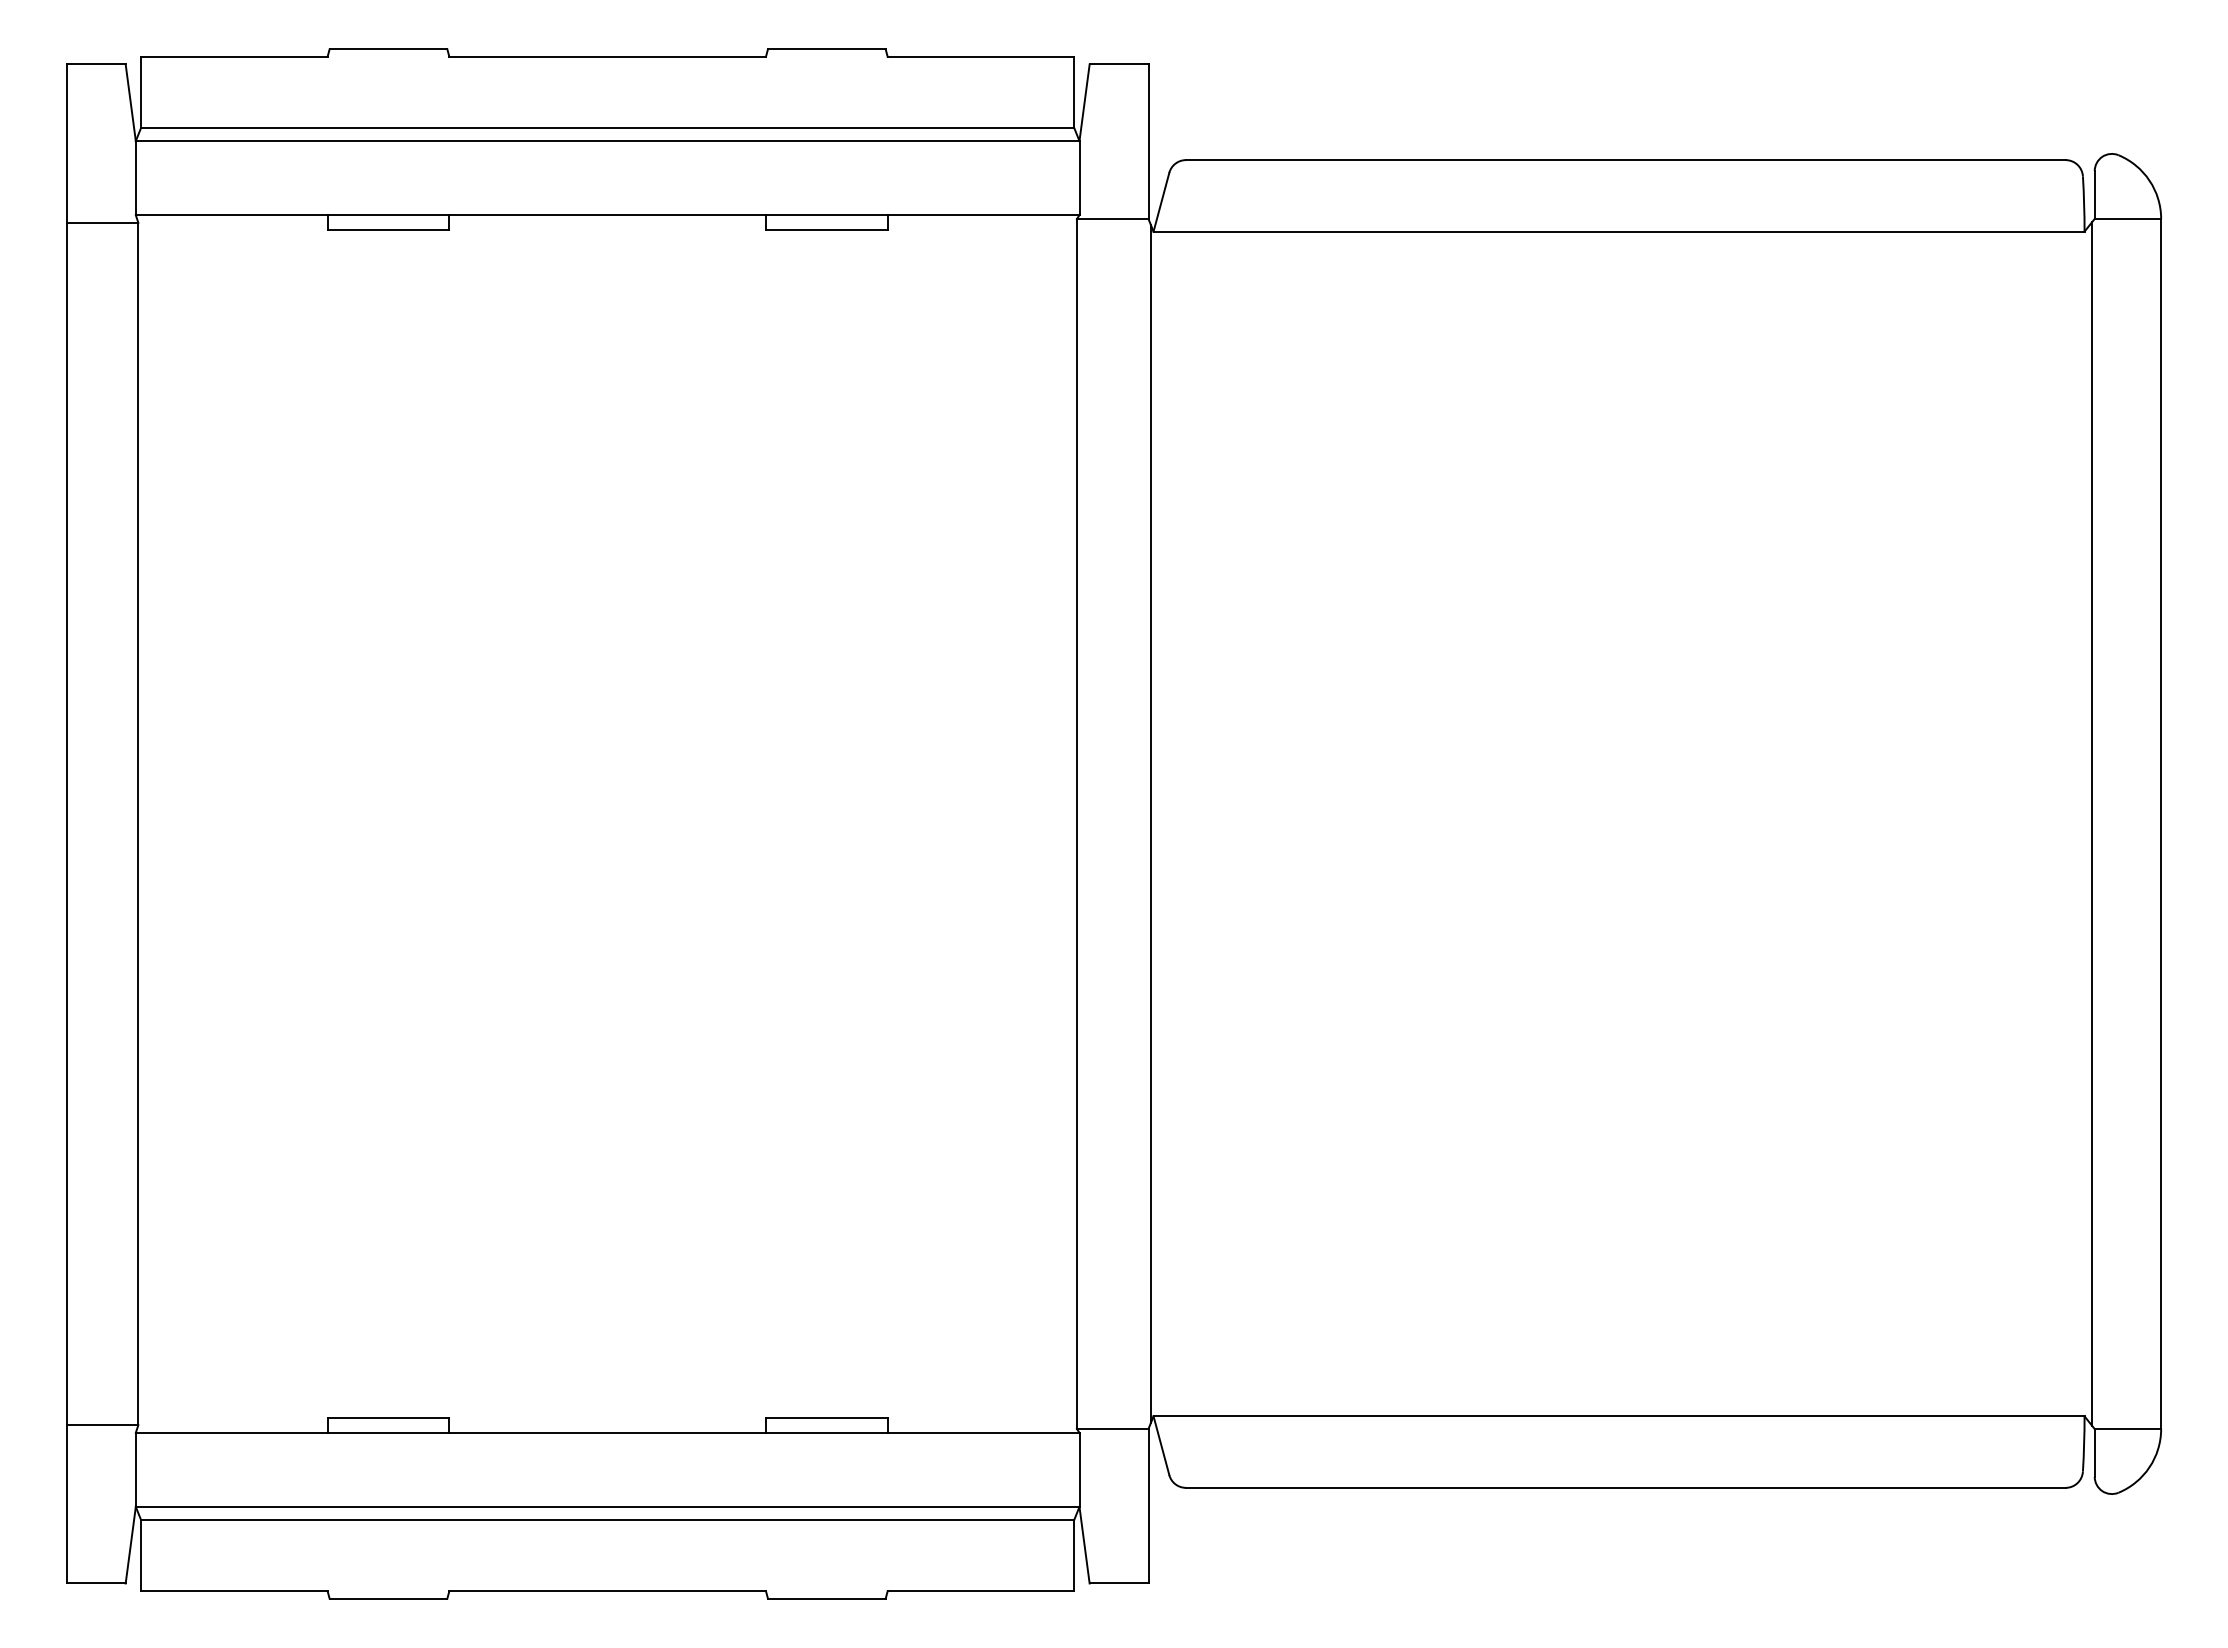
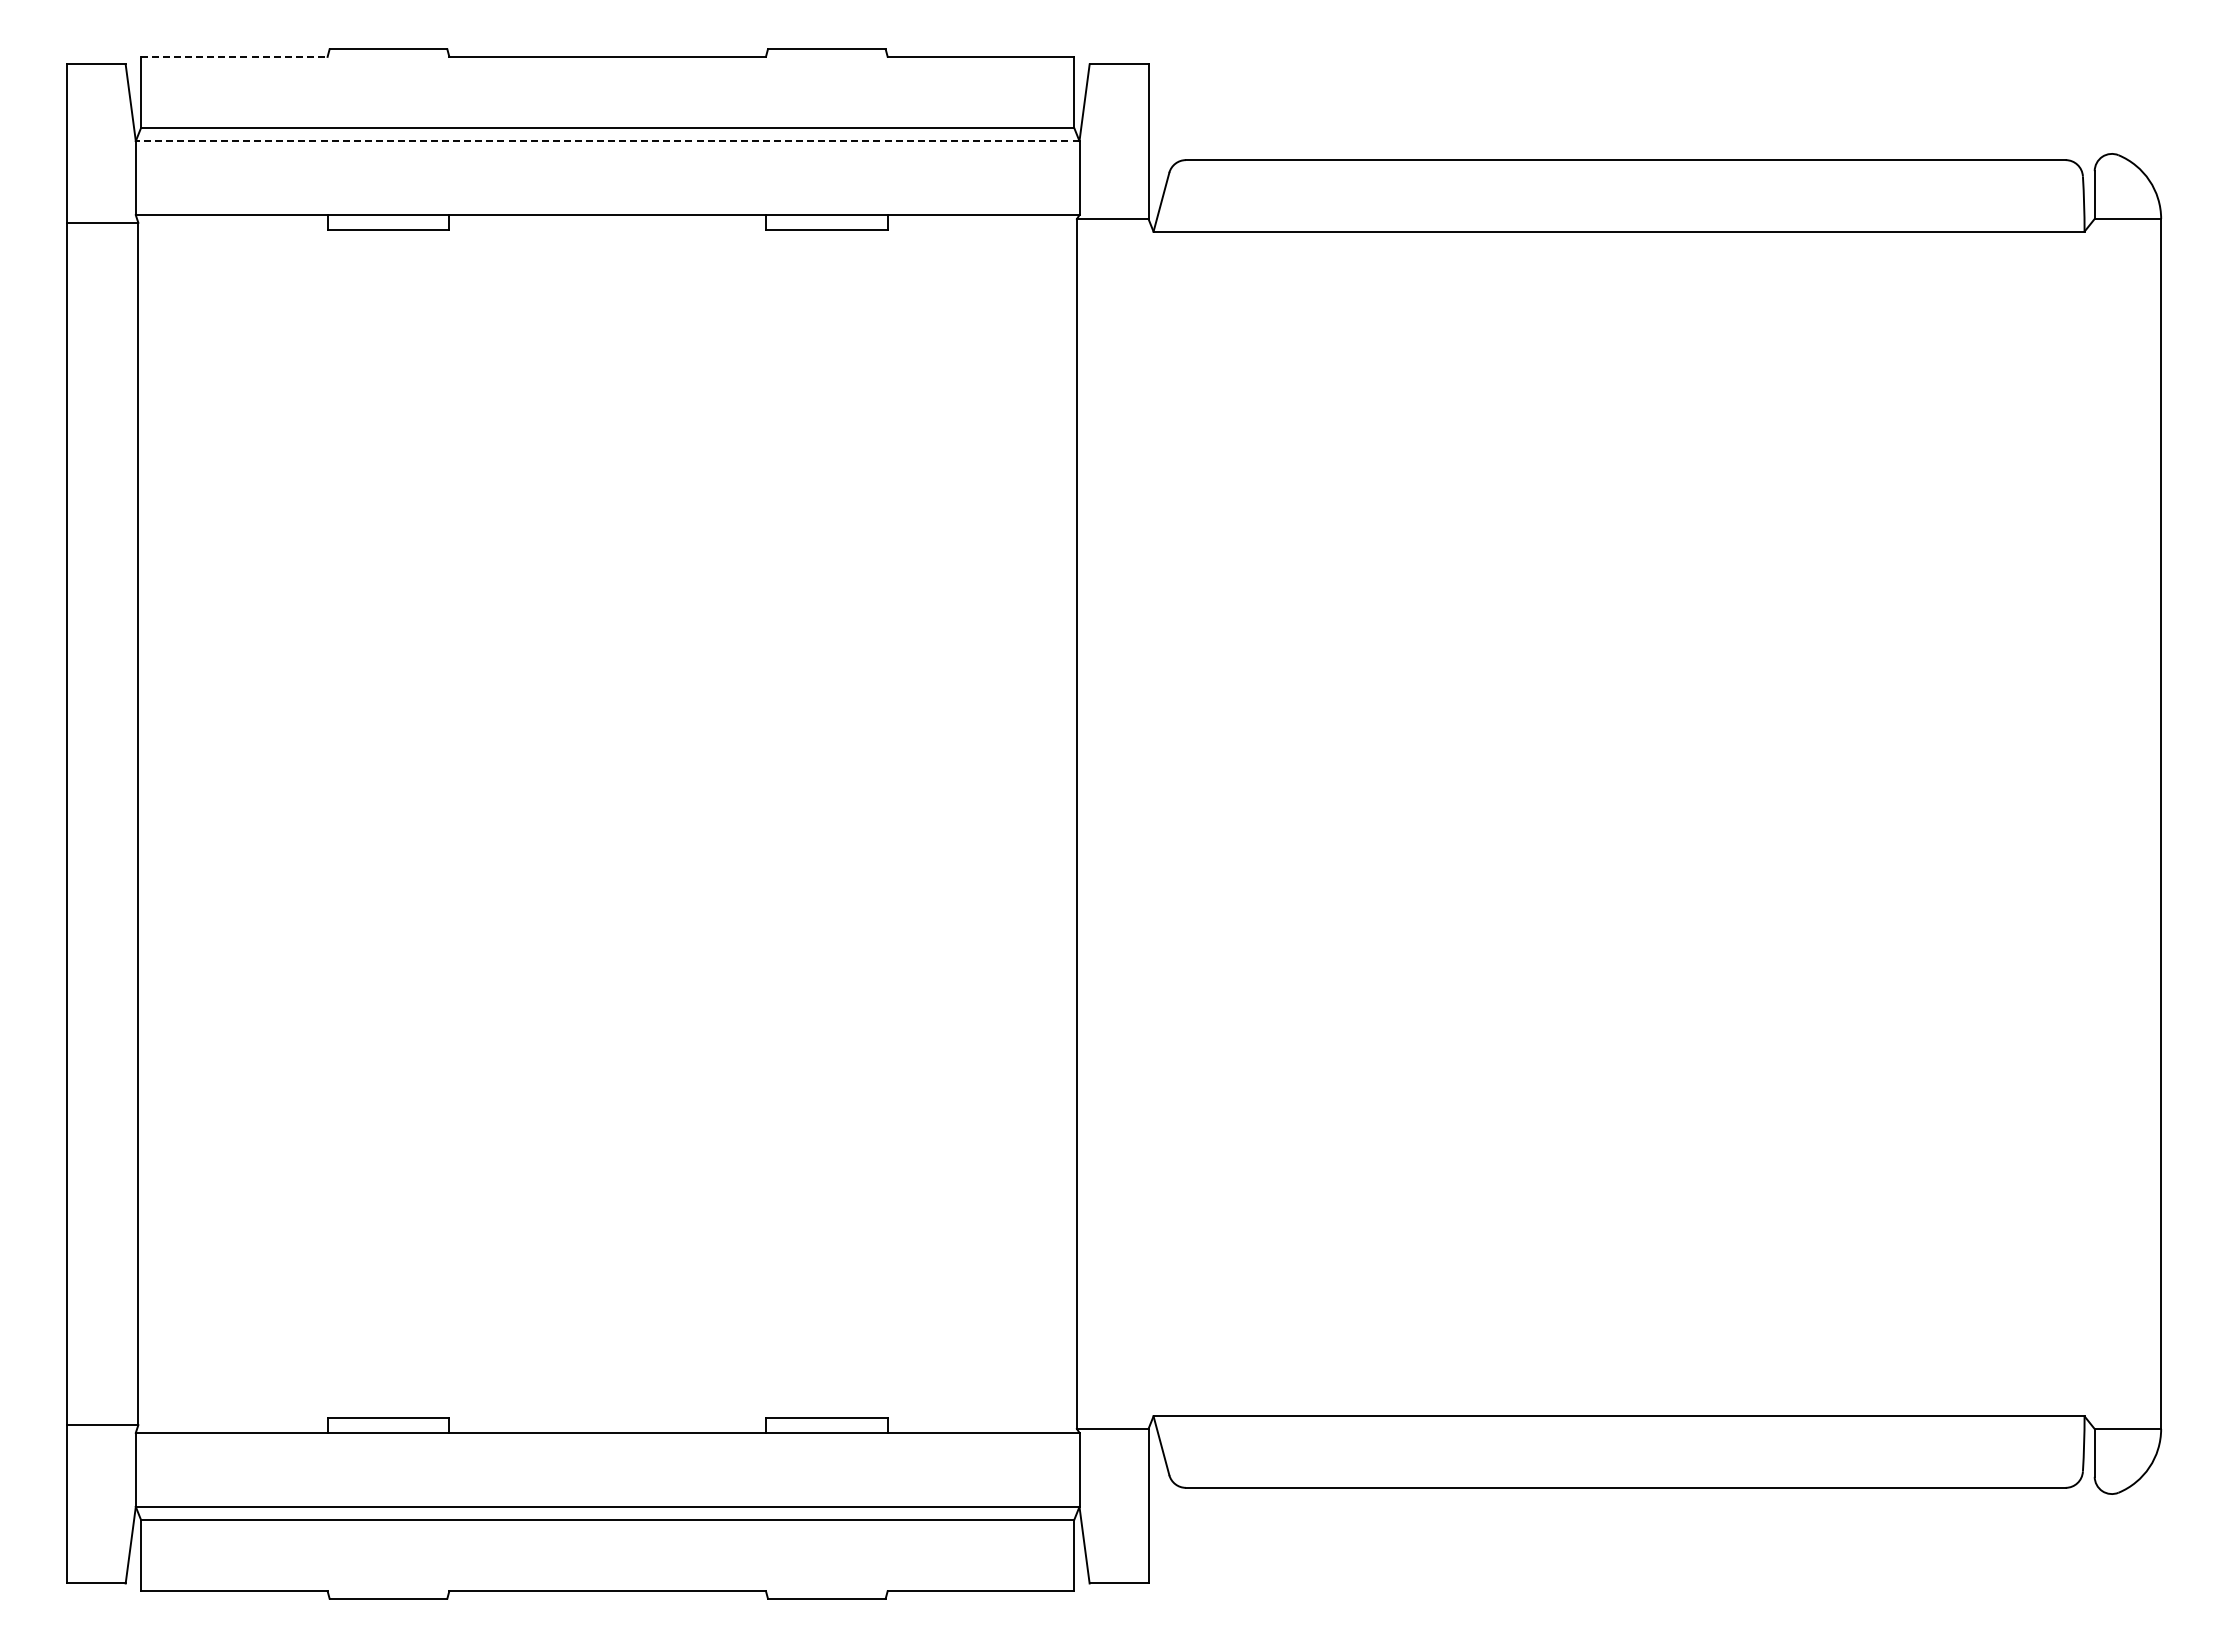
line: solid -> dashed (234, 56)
line: solid -> dashed (607, 141)
line: present -> none (1151, 823)
line: present -> none (2092, 823)
